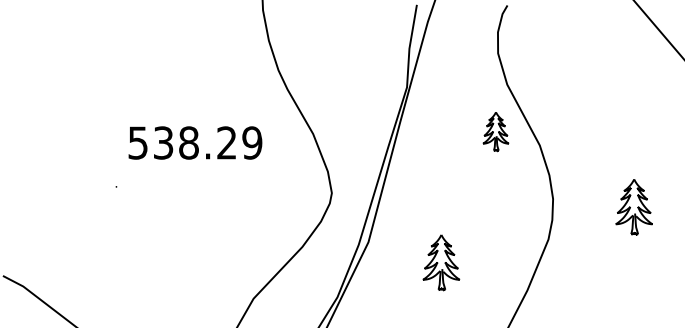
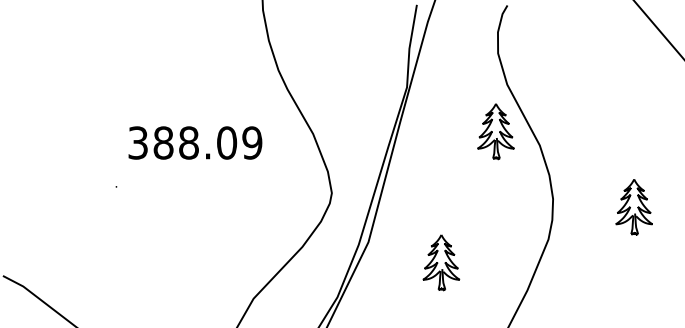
part size: 28x41 px -> 38x58 px (495, 131)
text: 538.29 -> 388.09 (183, 142)
